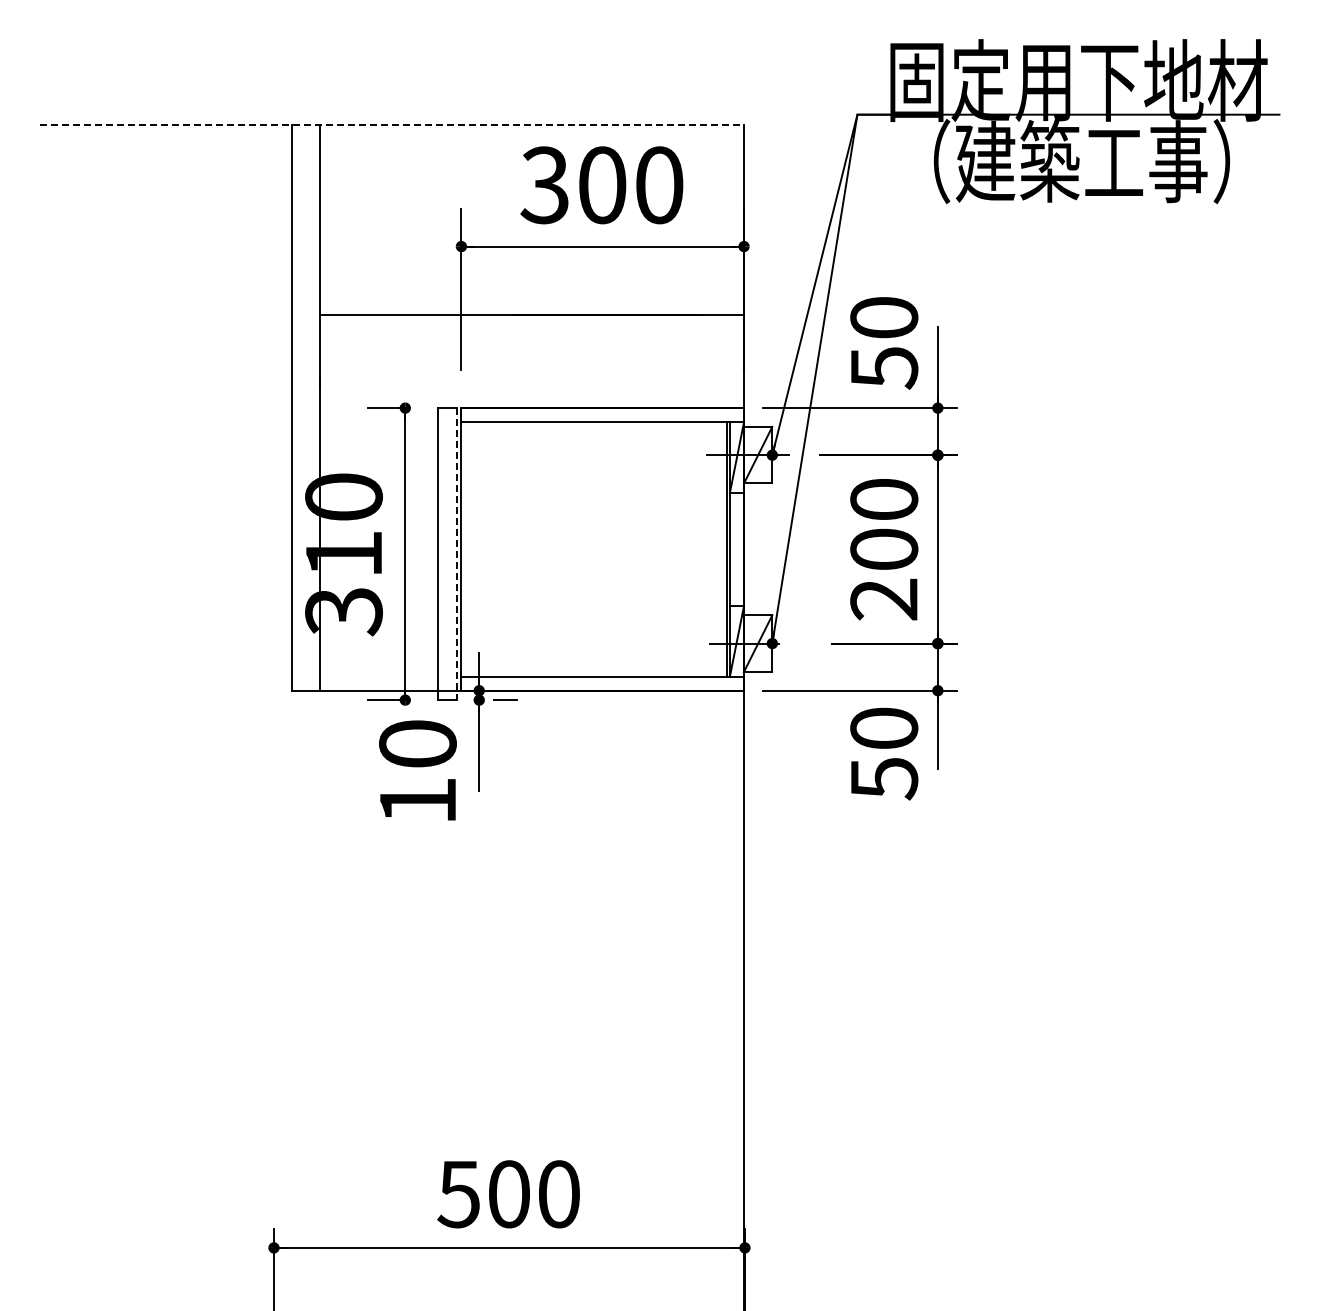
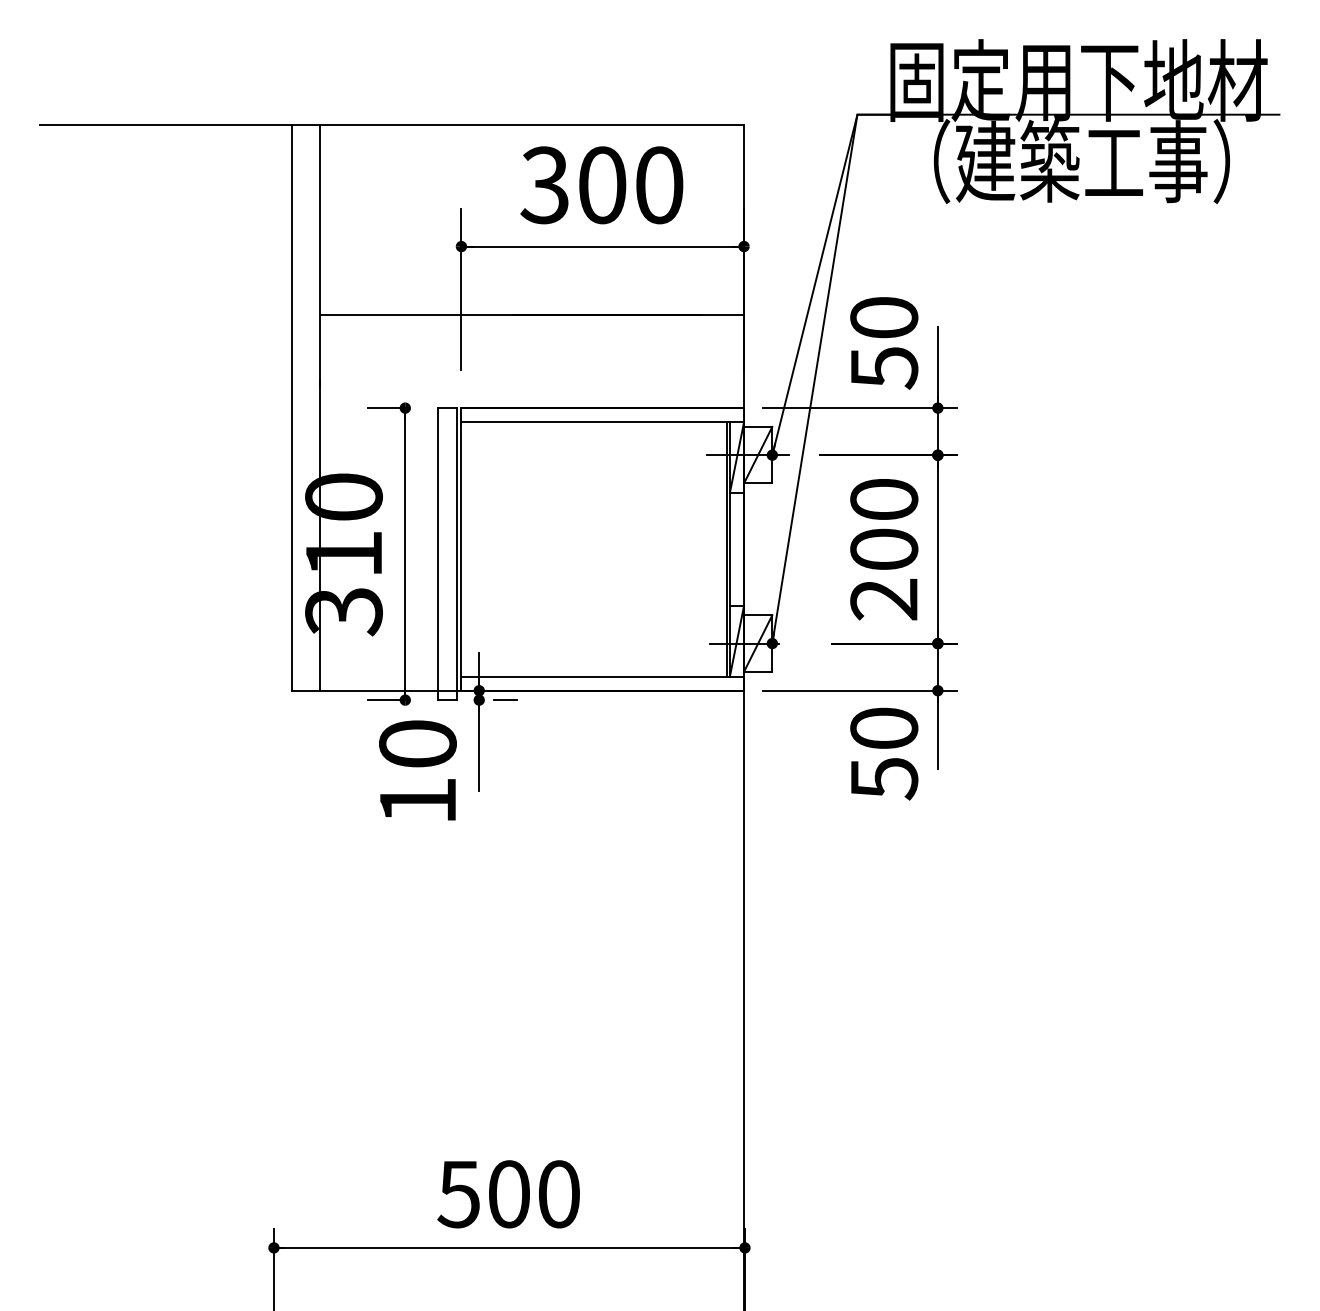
line: dashed -> solid (392, 125)
line: dashed -> solid (456, 554)
